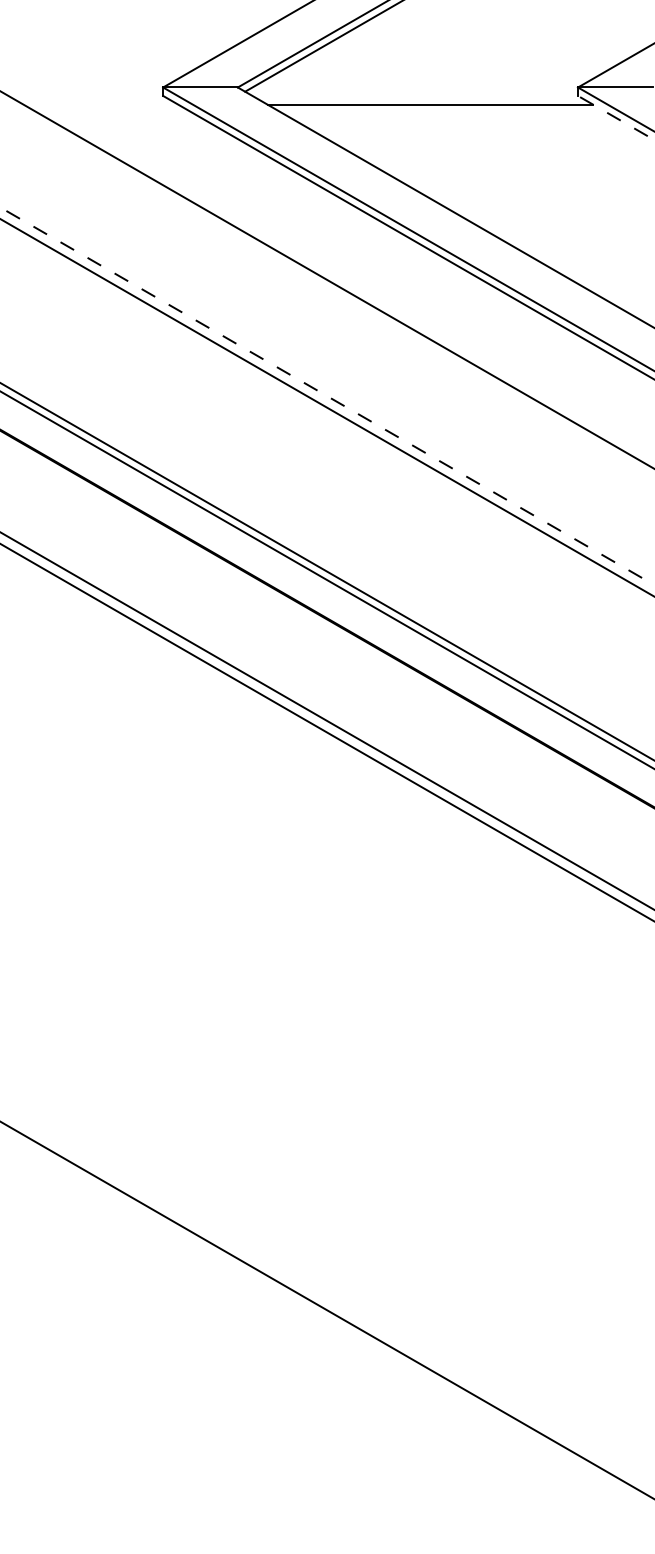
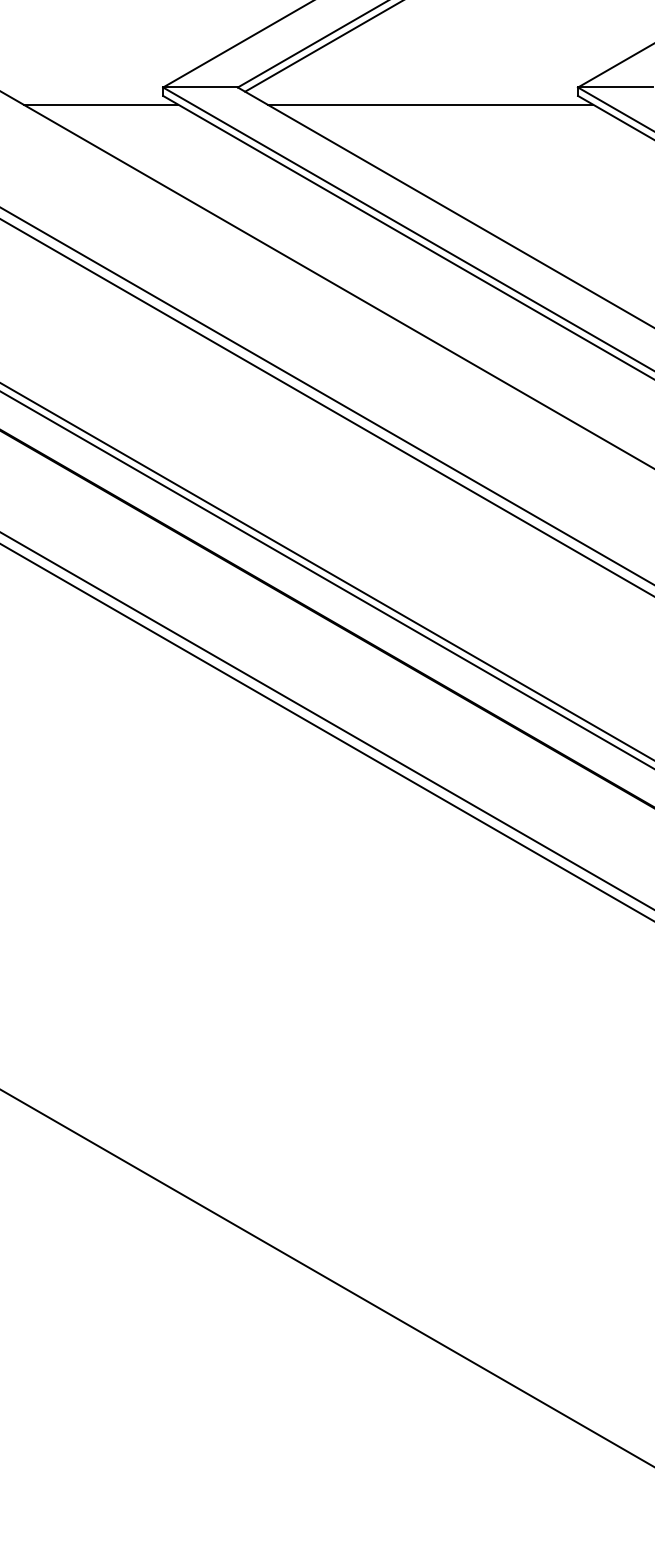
line: none -> present (100, 104)
line: dashed -> solid (616, 117)
line: dashed -> solid (327, 396)
line position: (326, 1310) -> (326, 1277) (326, 1277)
